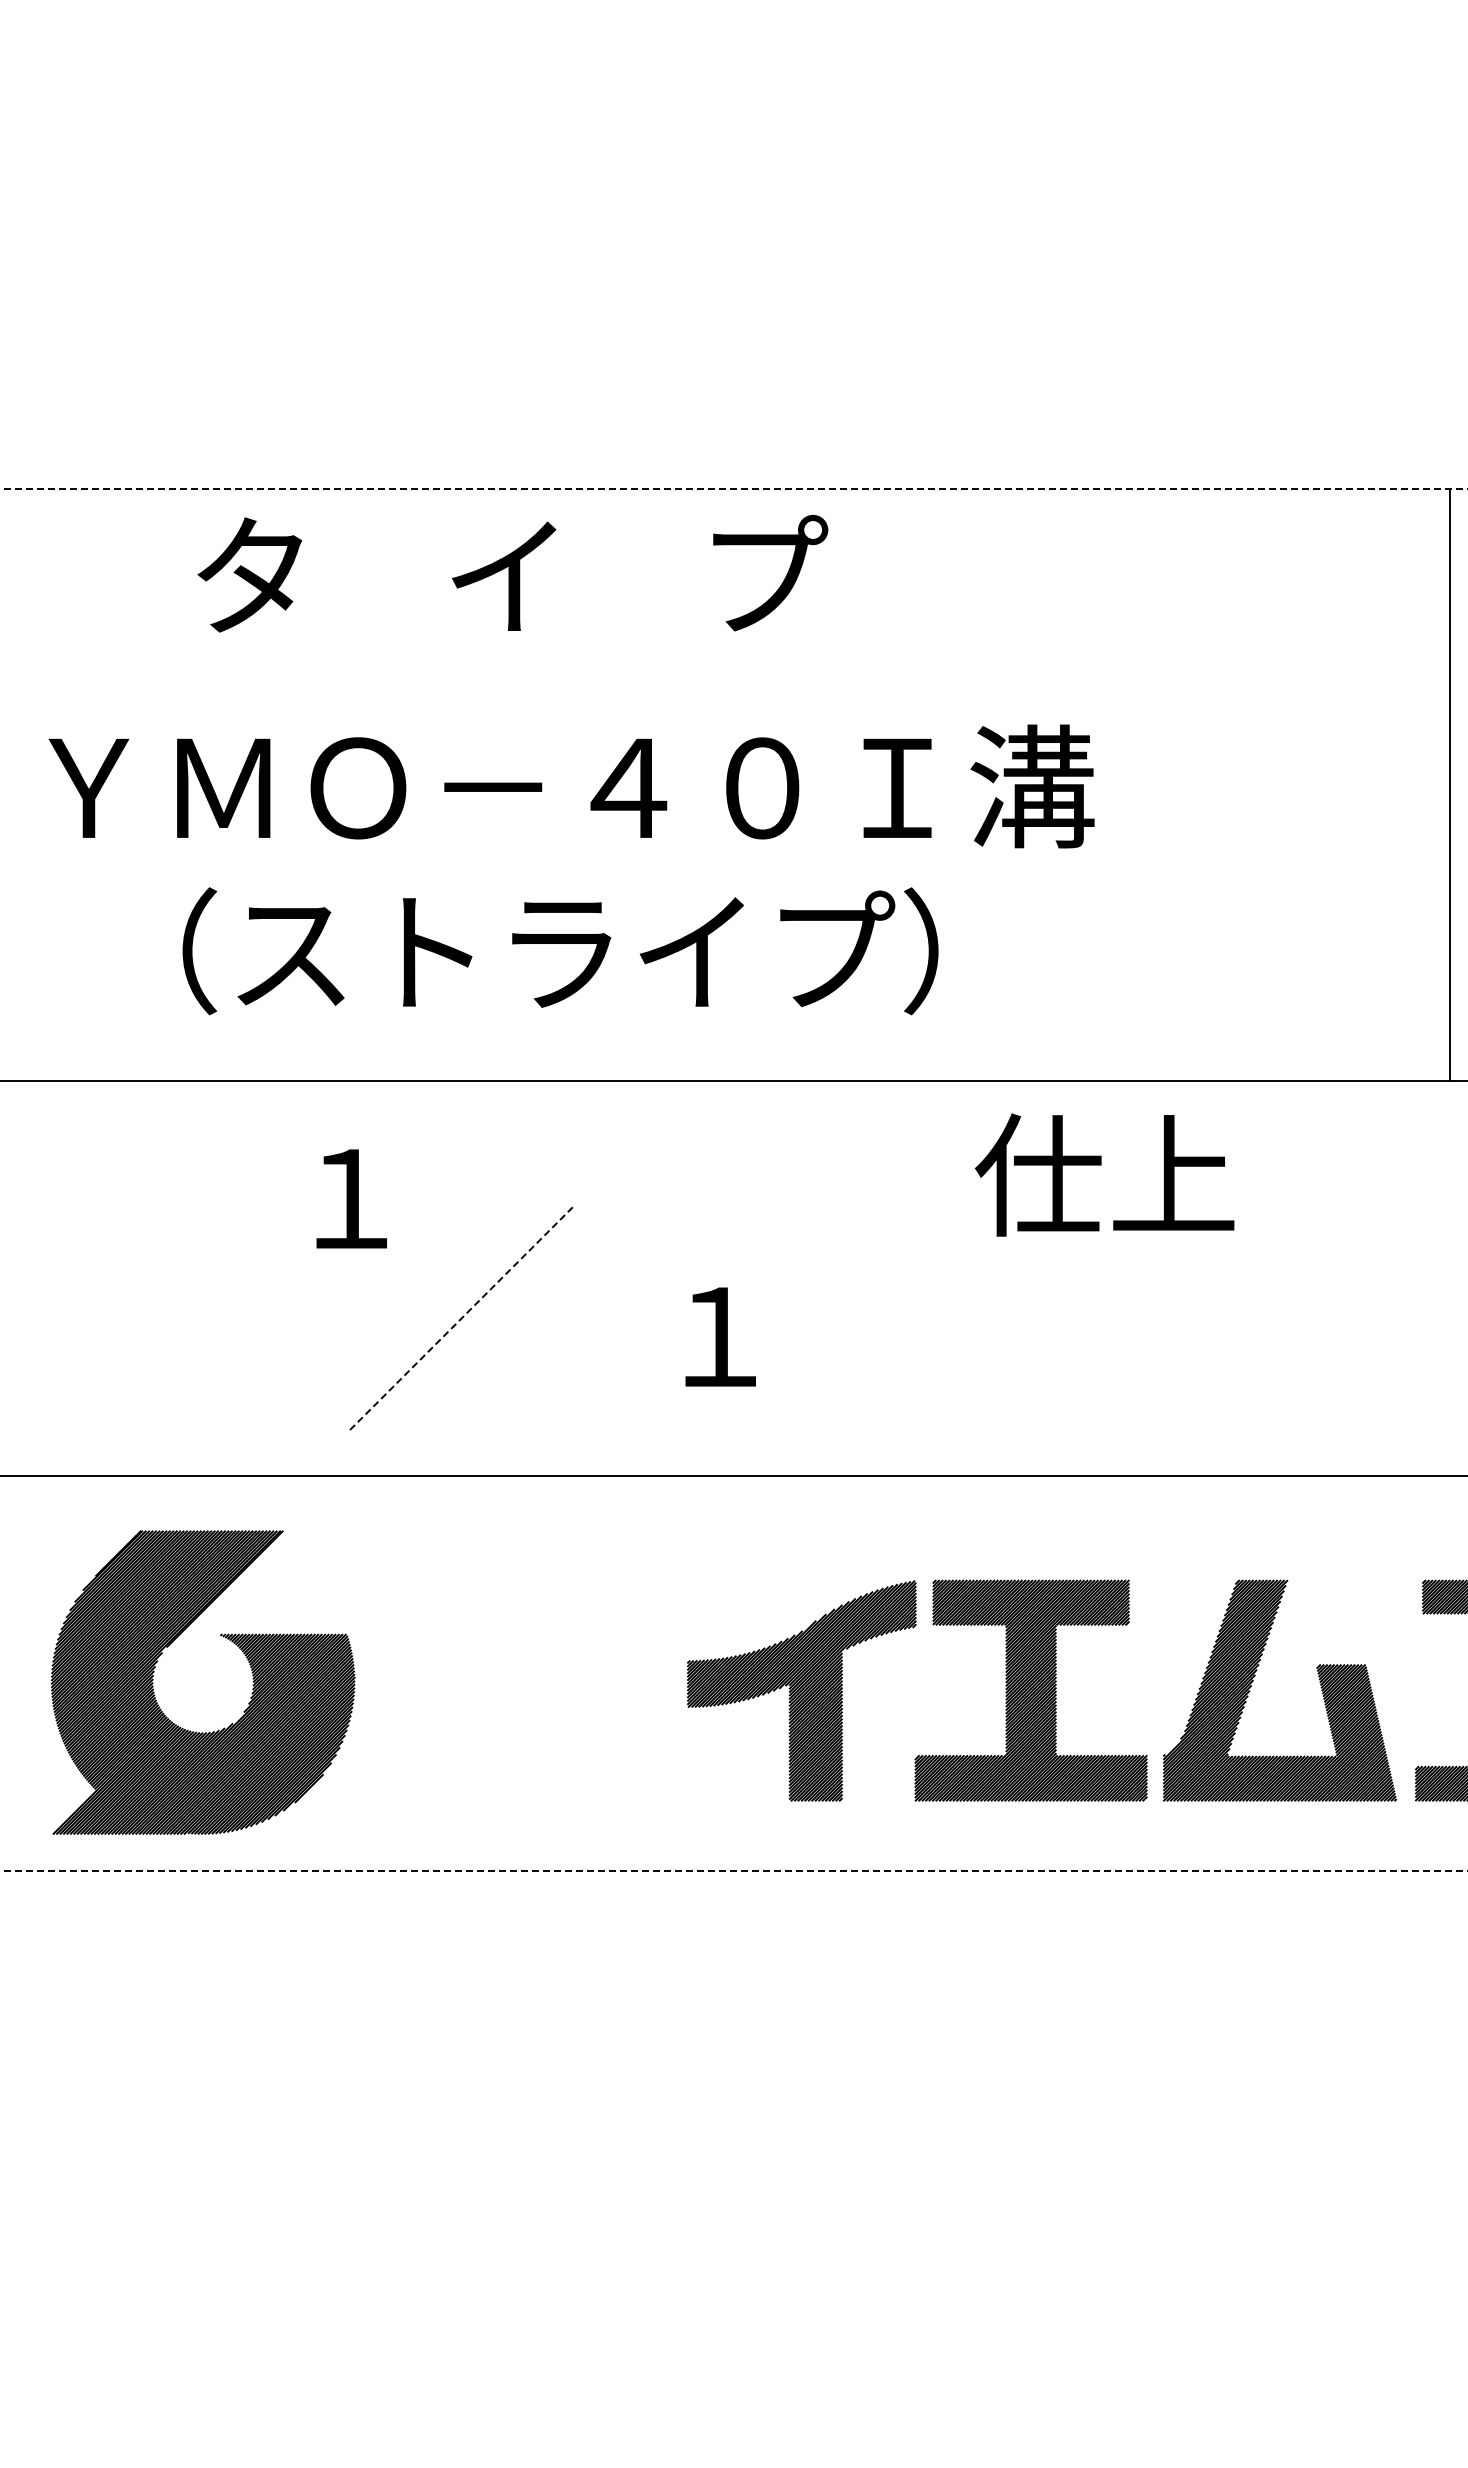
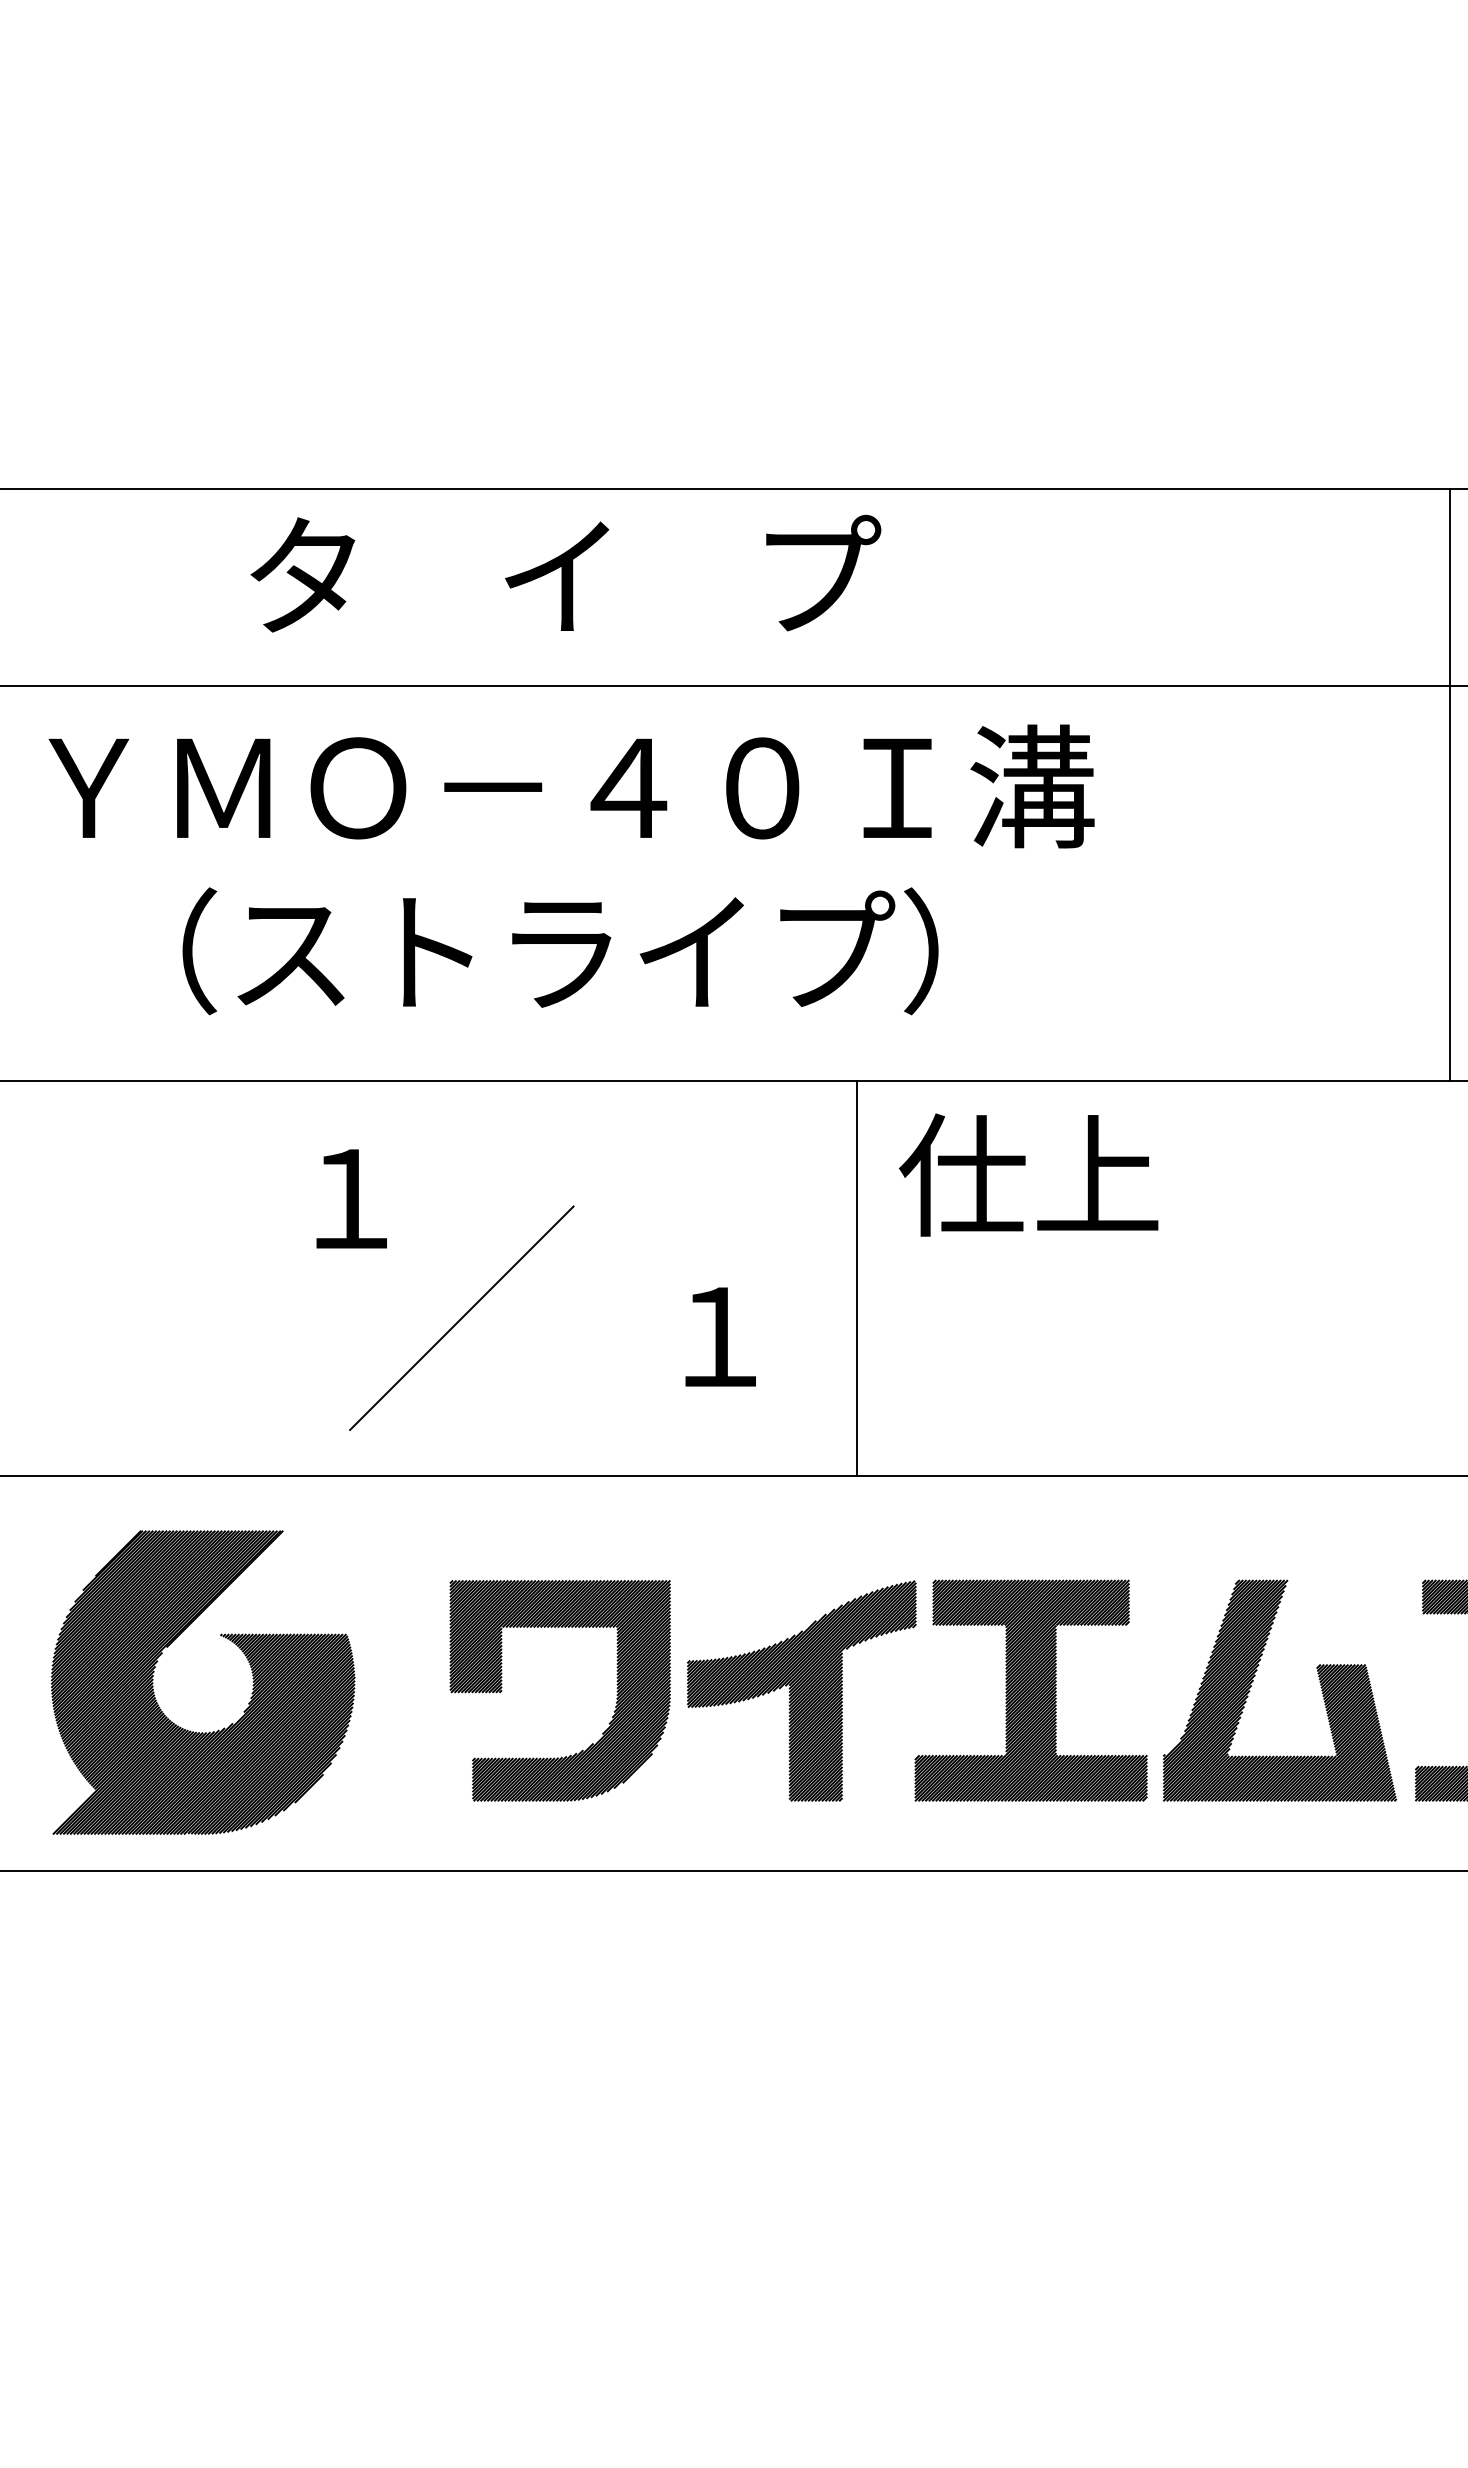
line: dashed -> solid (734, 488)
text position: (512, 573) -> (565, 573) (565, 573)
line: none -> present (733, 686)
text position: (1104, 1174) -> (1028, 1174) (1028, 1174)
line: none -> present (856, 1278)
line: dashed -> solid (462, 1317)
part: none -> present (502, 1690)
line: dashed -> solid (734, 1871)
